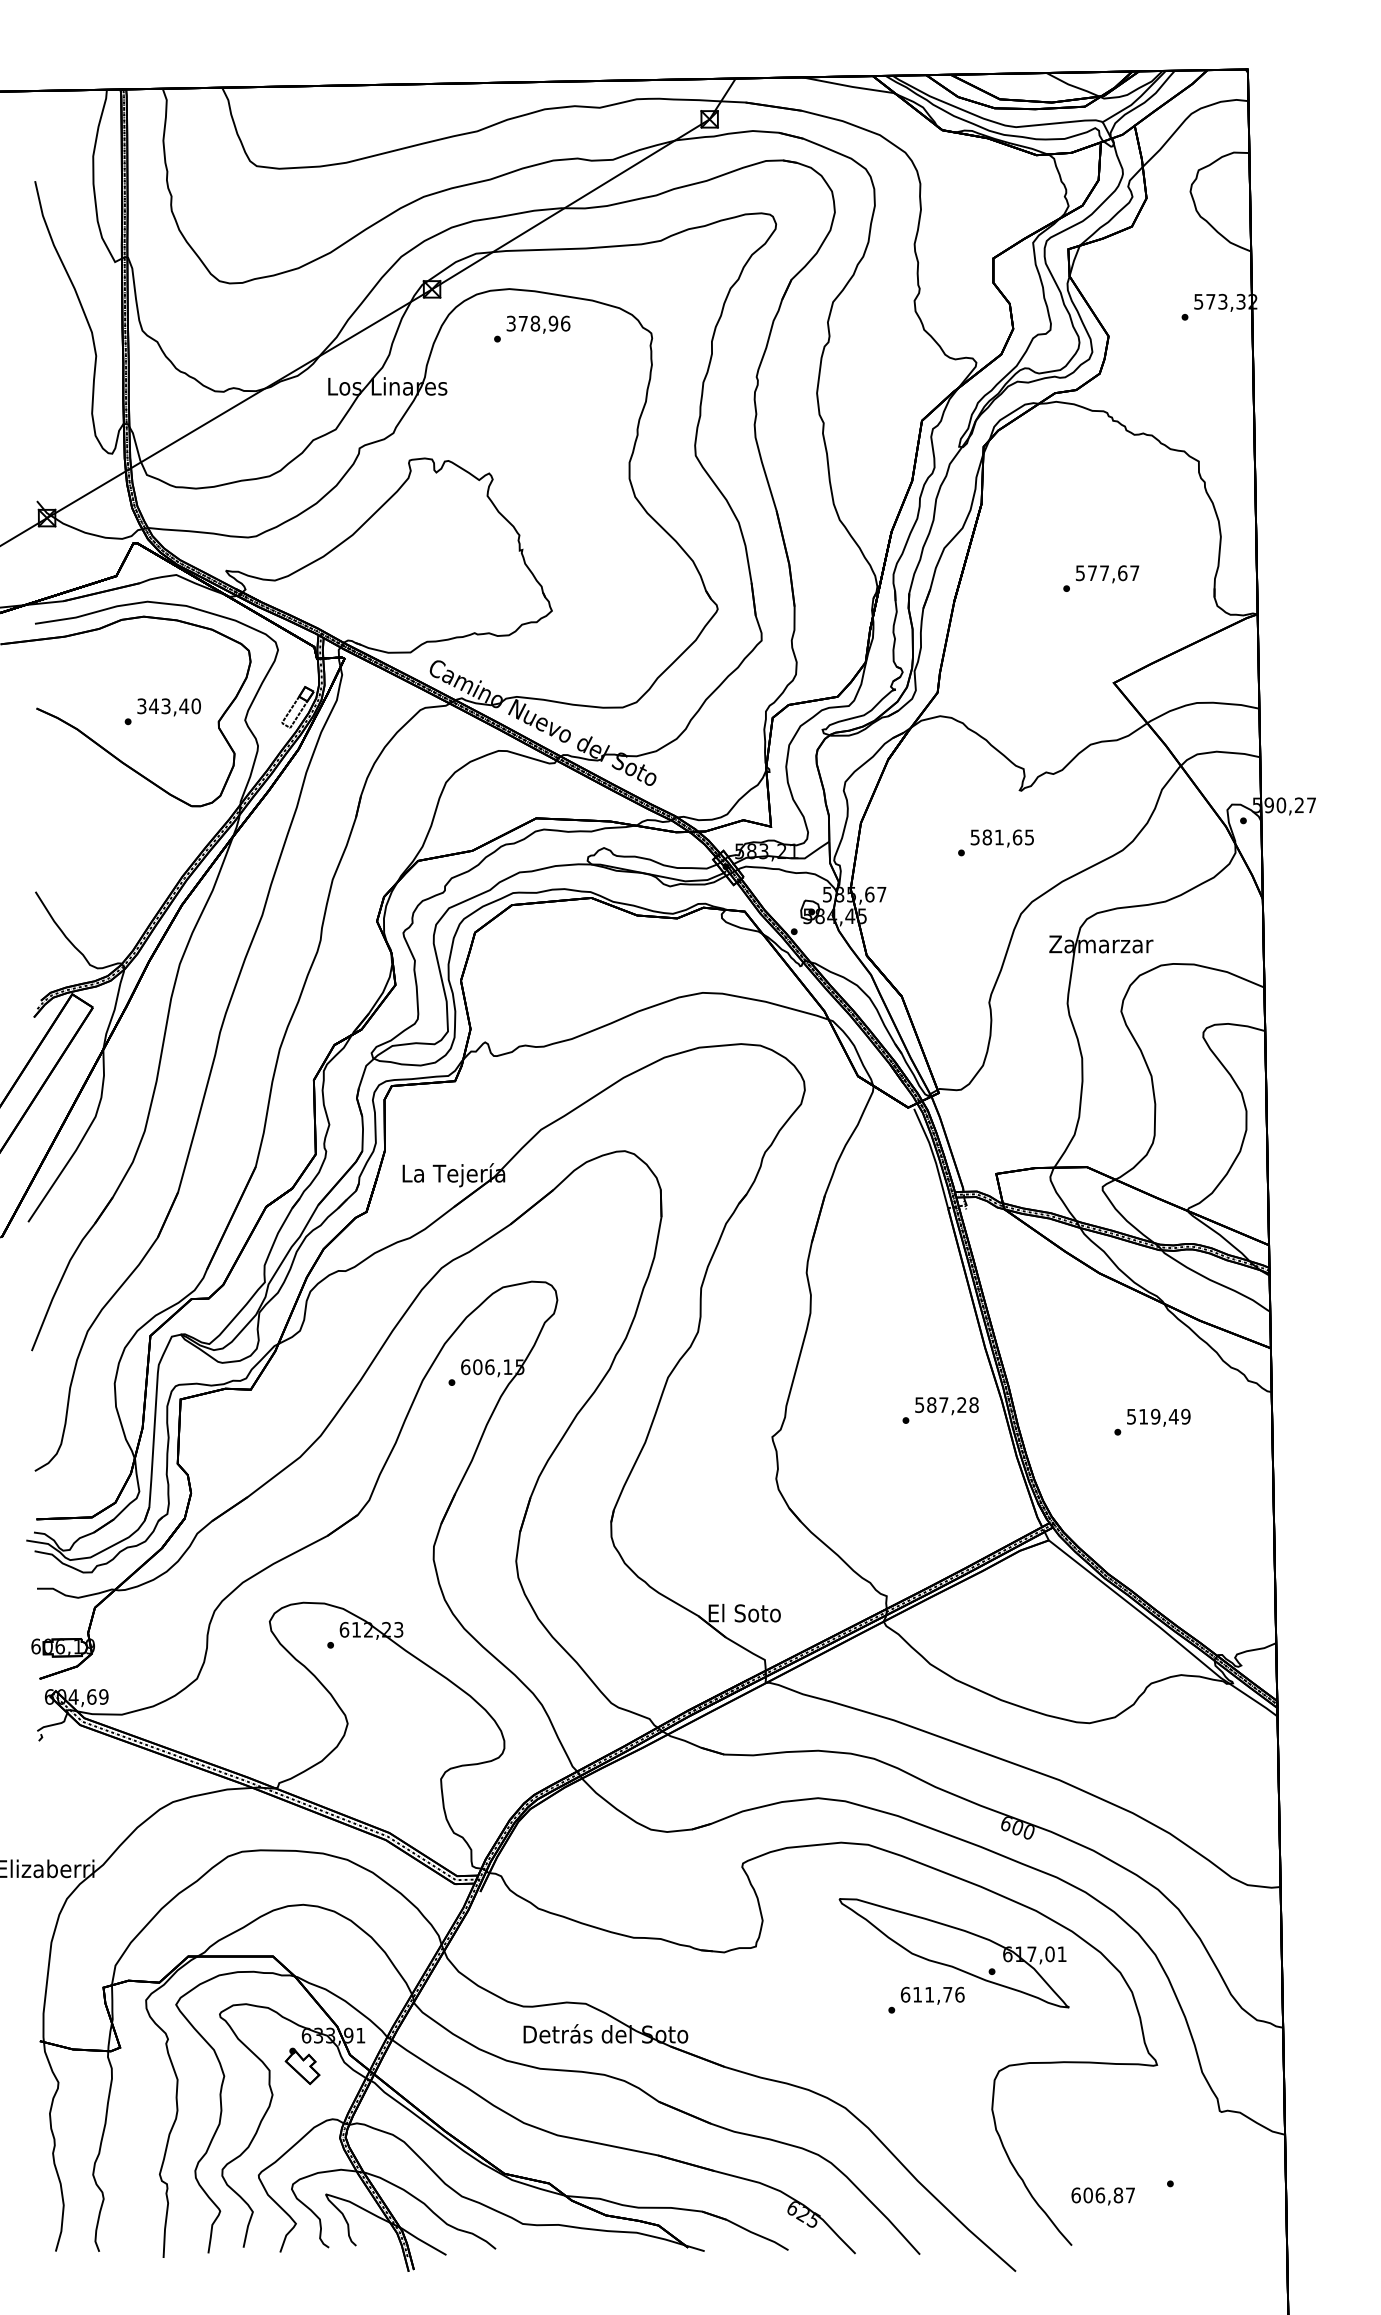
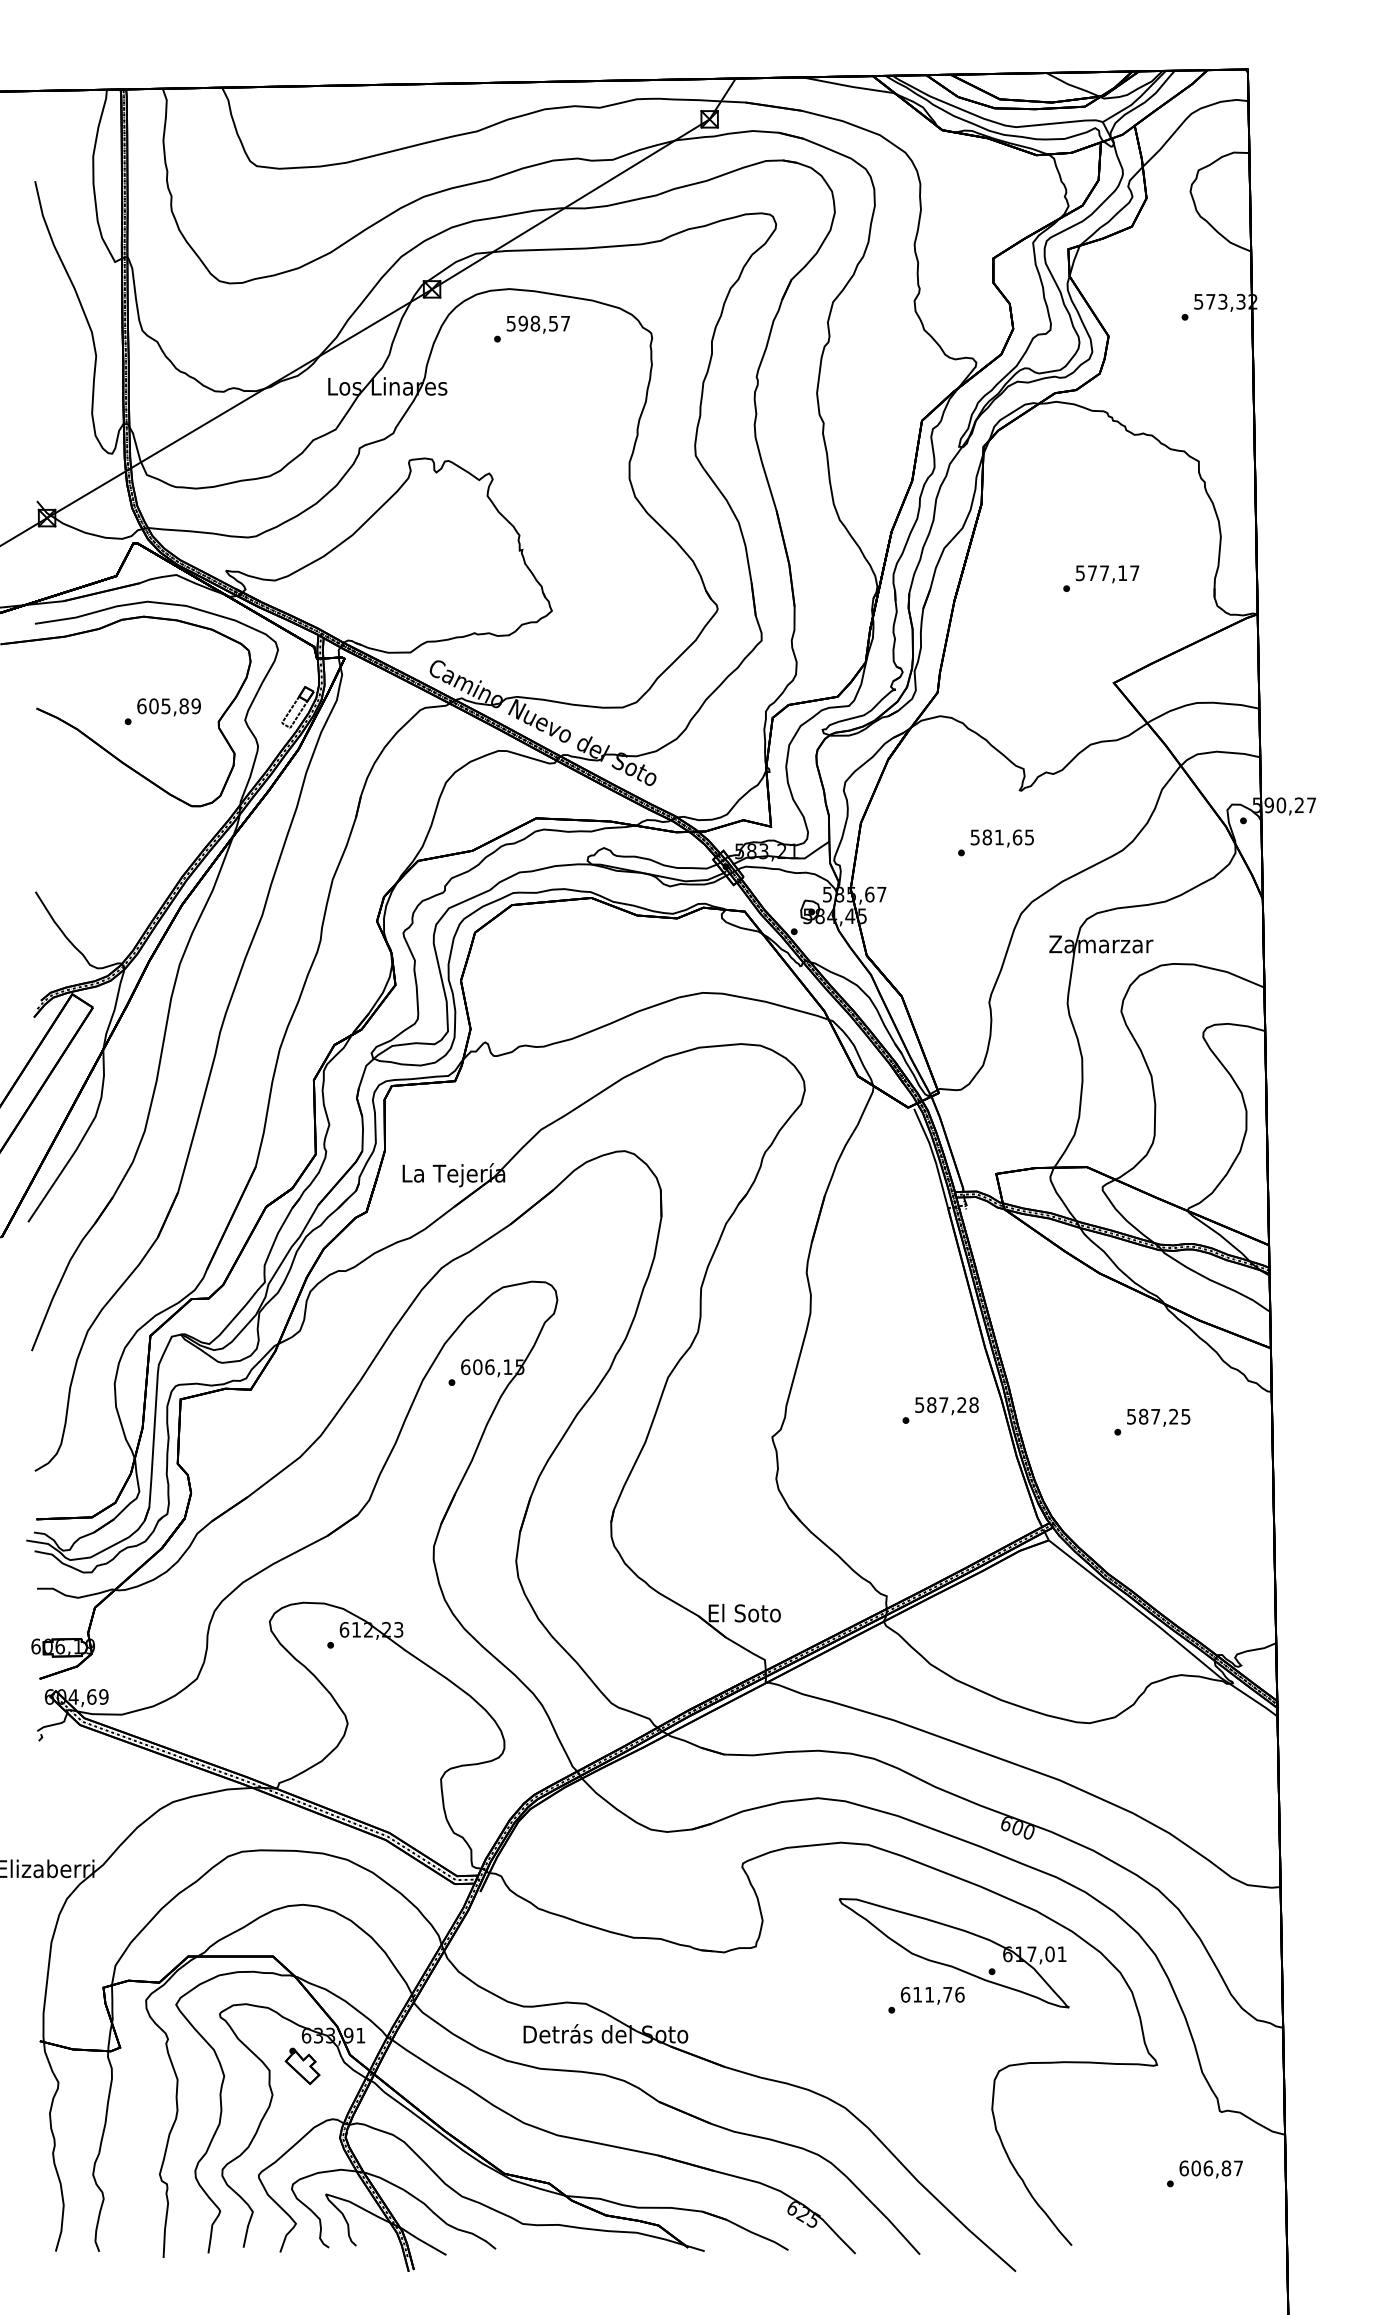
text: 378,96 -> 598,57 (538, 323)
text: 577,67 -> 577,17 (1122, 573)
text: 343,40 -> 605,89 (168, 706)
text: 519,49 -> 587,25 (1164, 1416)
text position: (1102, 2196) -> (1210, 2169) (1210, 2169)
